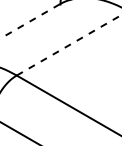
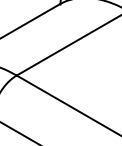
line: dashed -> solid (29, 21)
line: dashed -> solid (69, 45)
